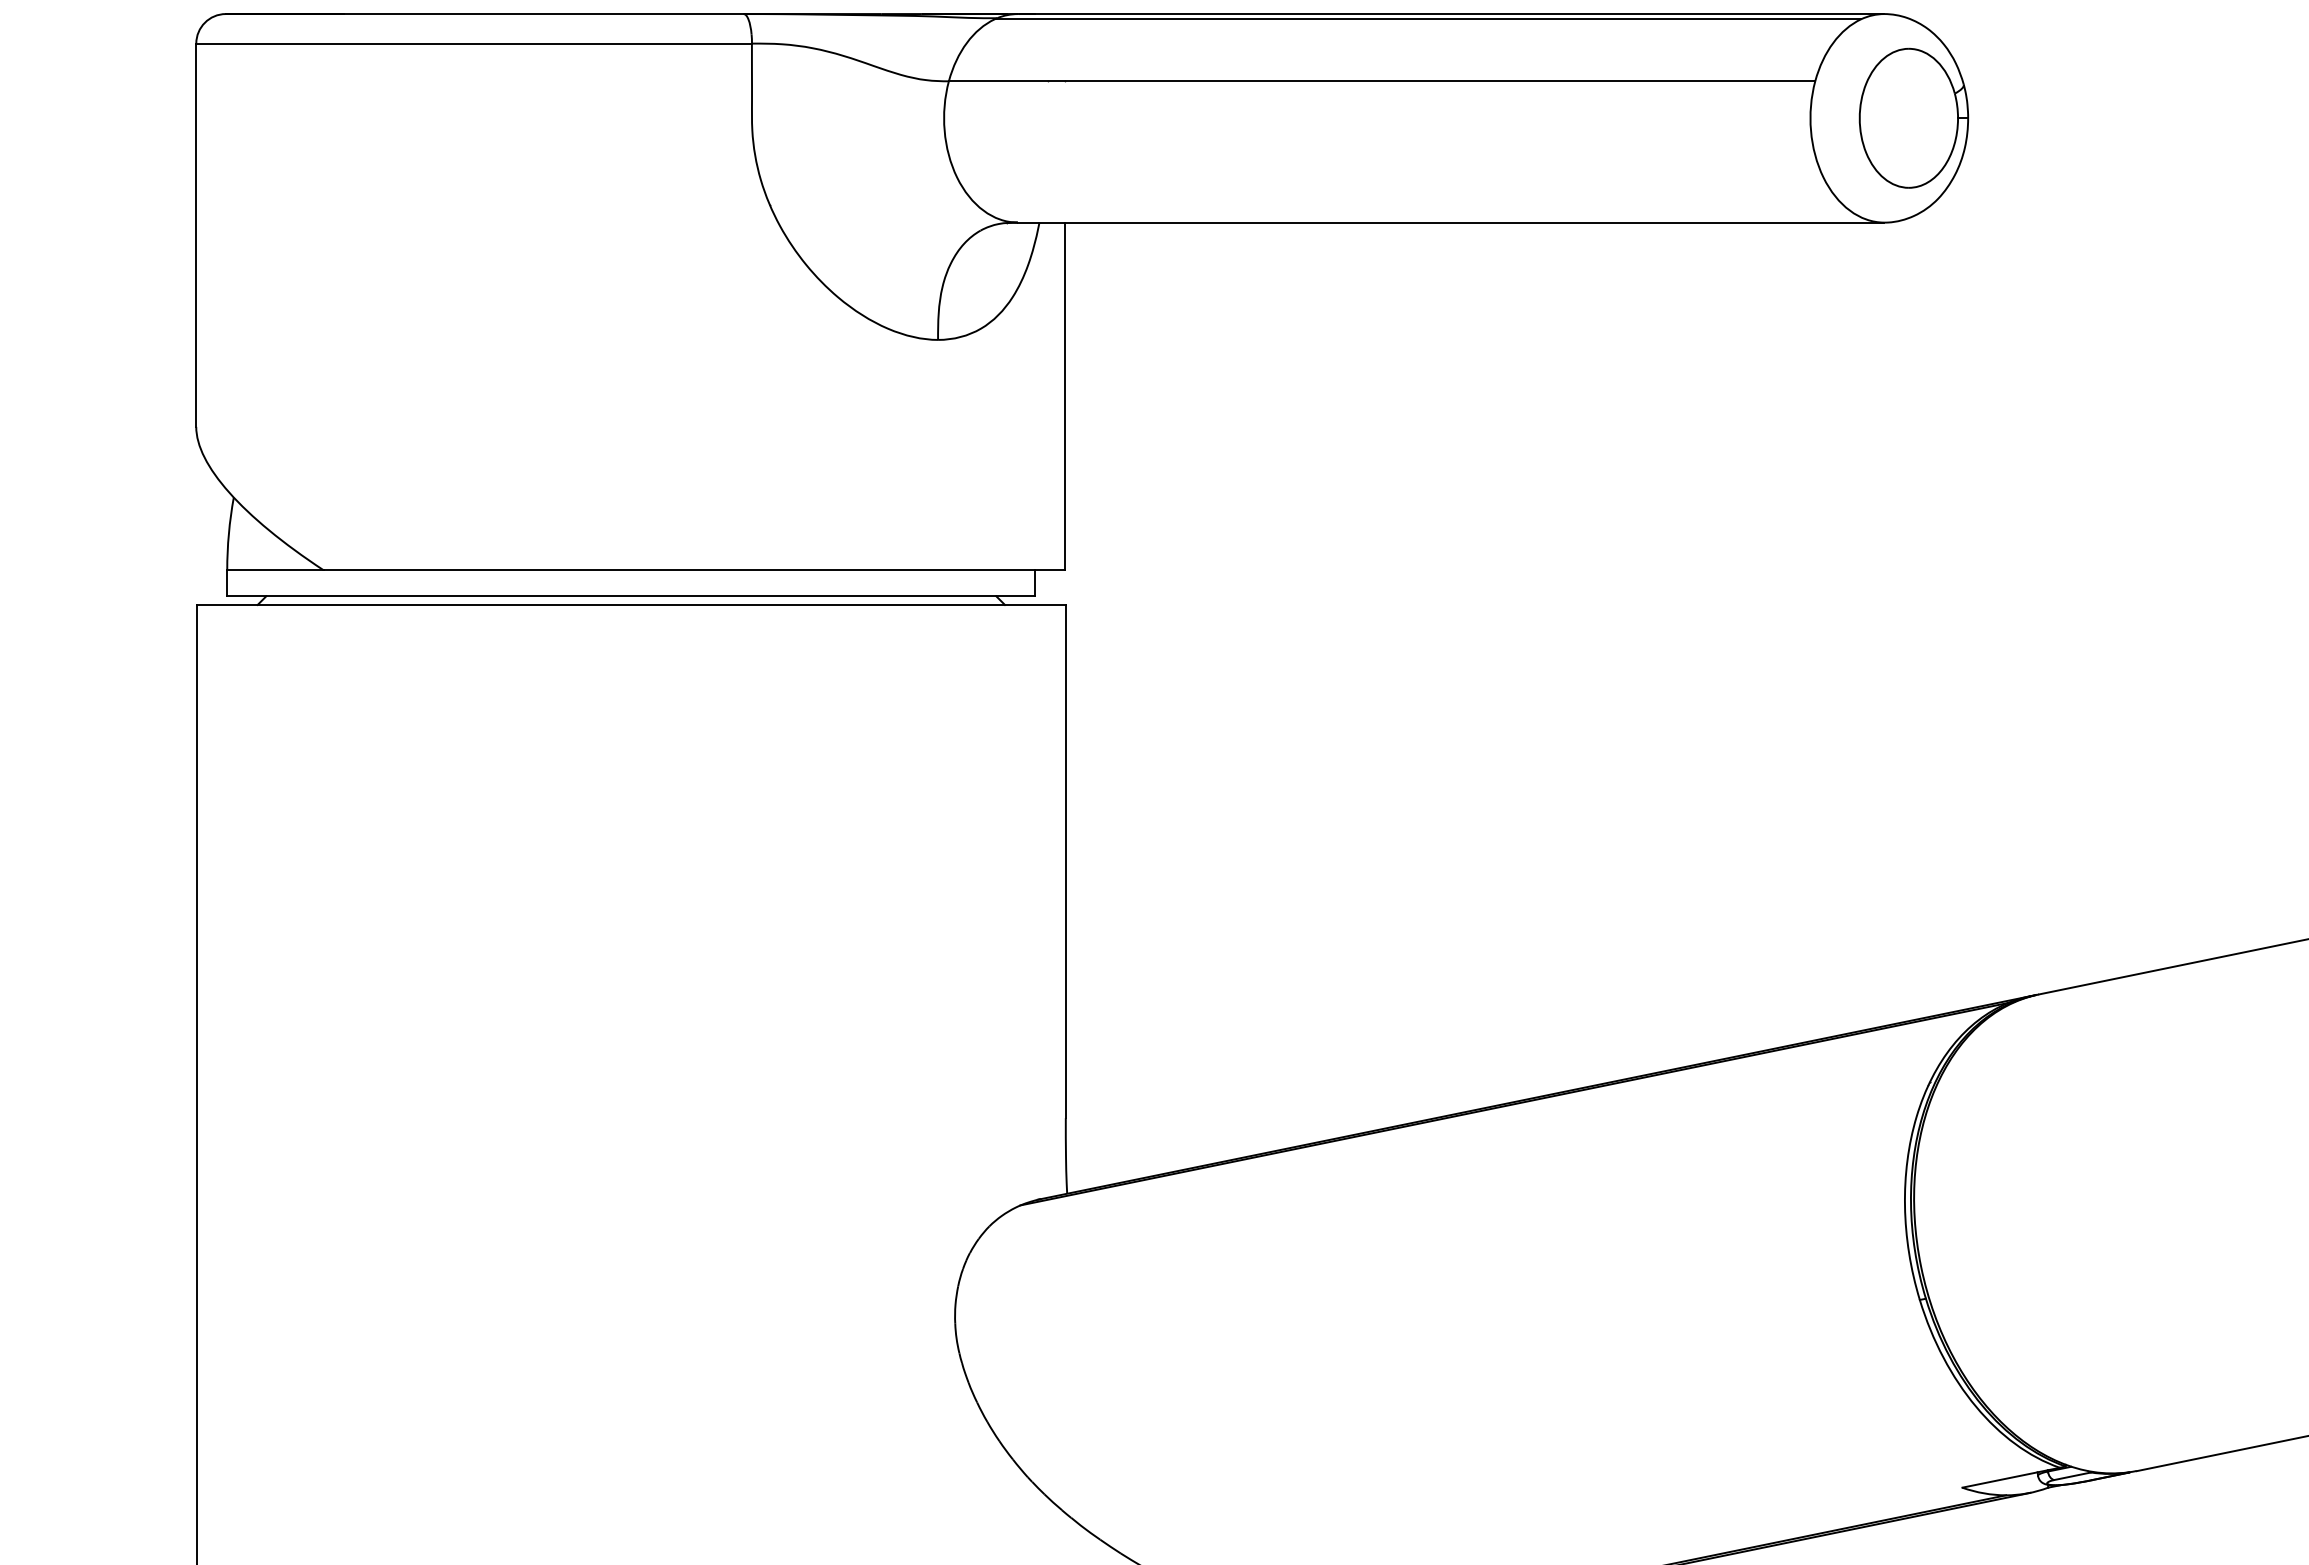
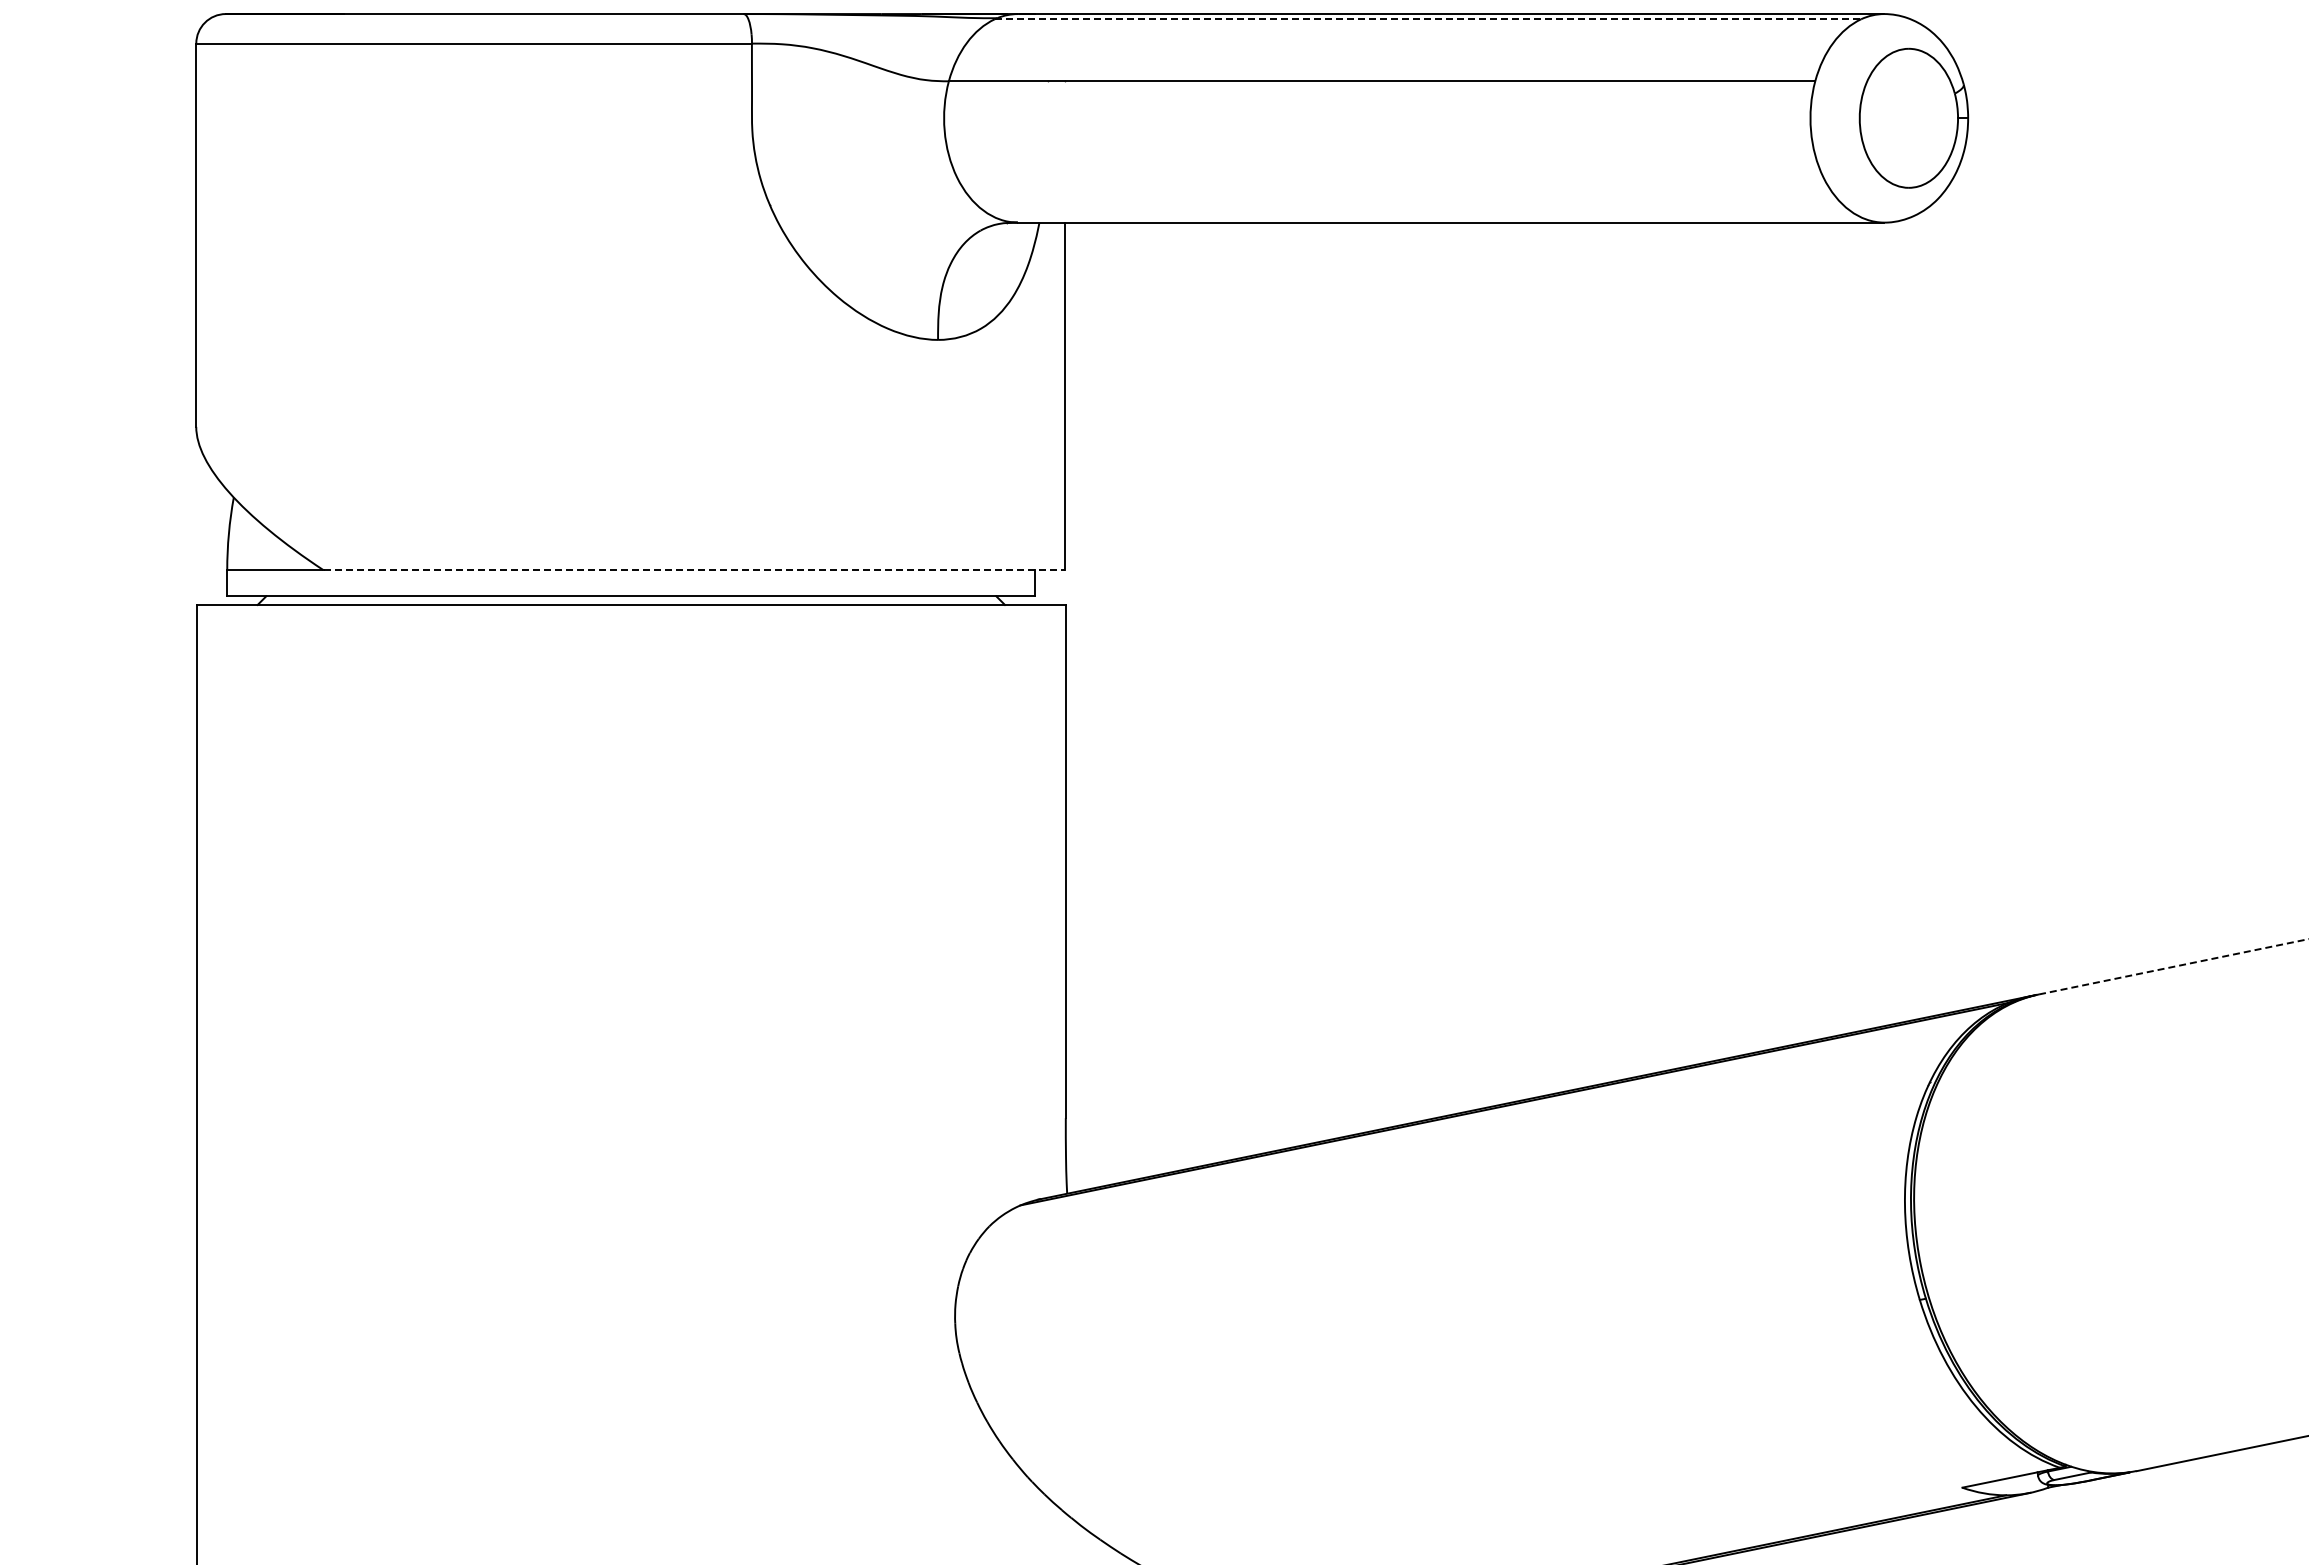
line: solid -> dashed (1428, 19)
line: solid -> dashed (694, 570)
line: solid -> dashed (2174, 966)
